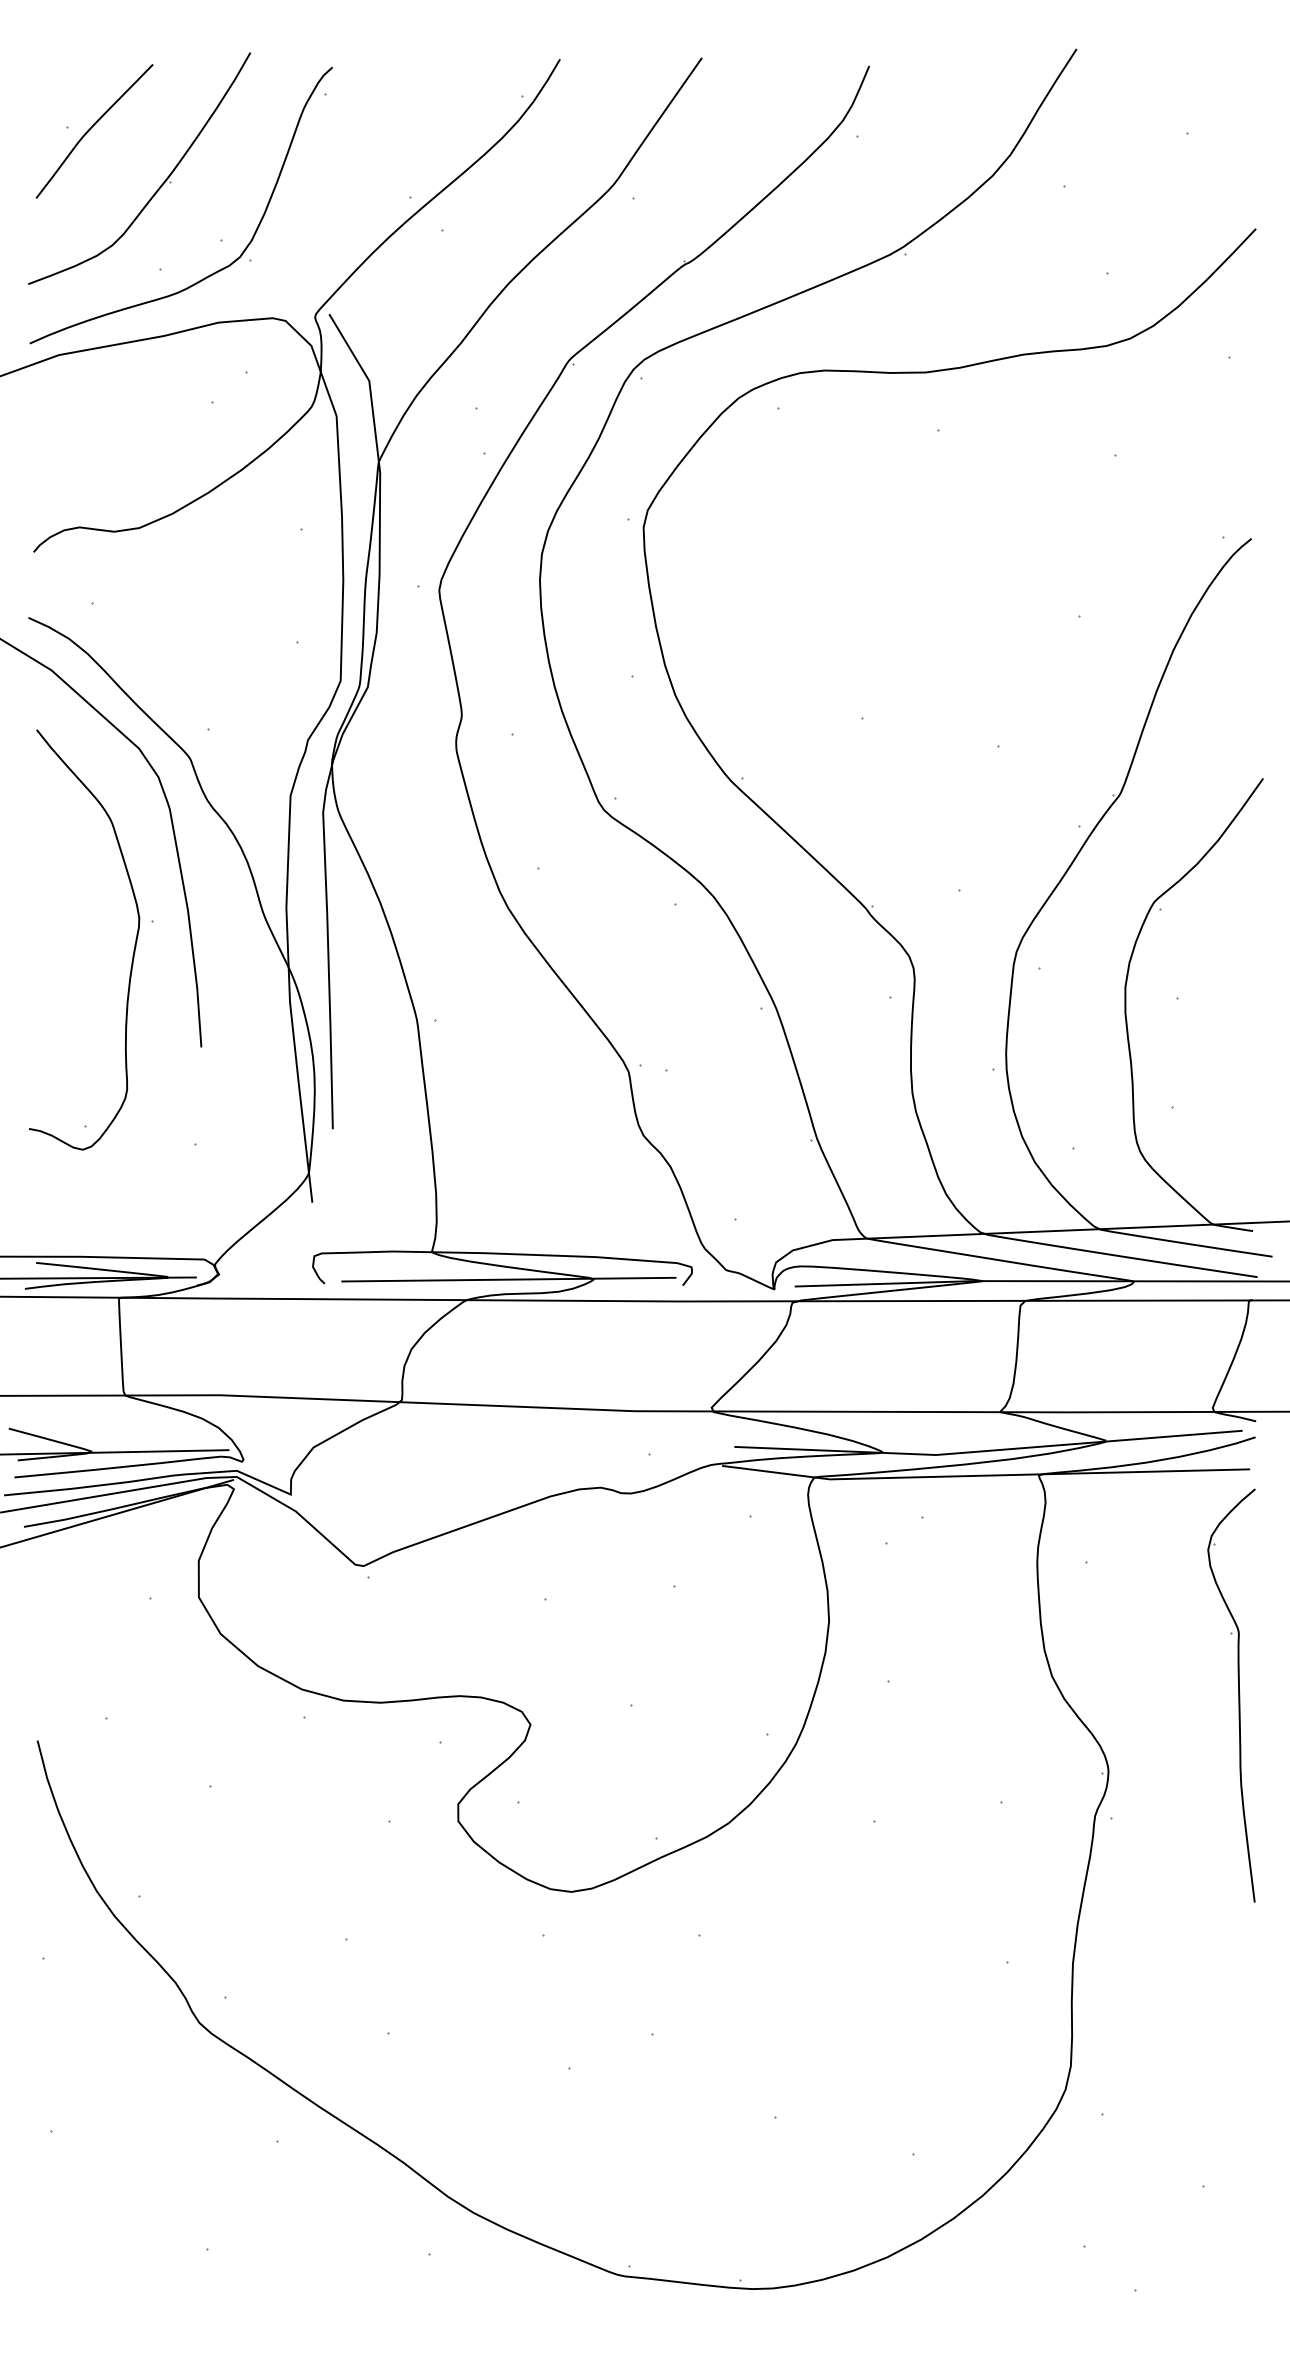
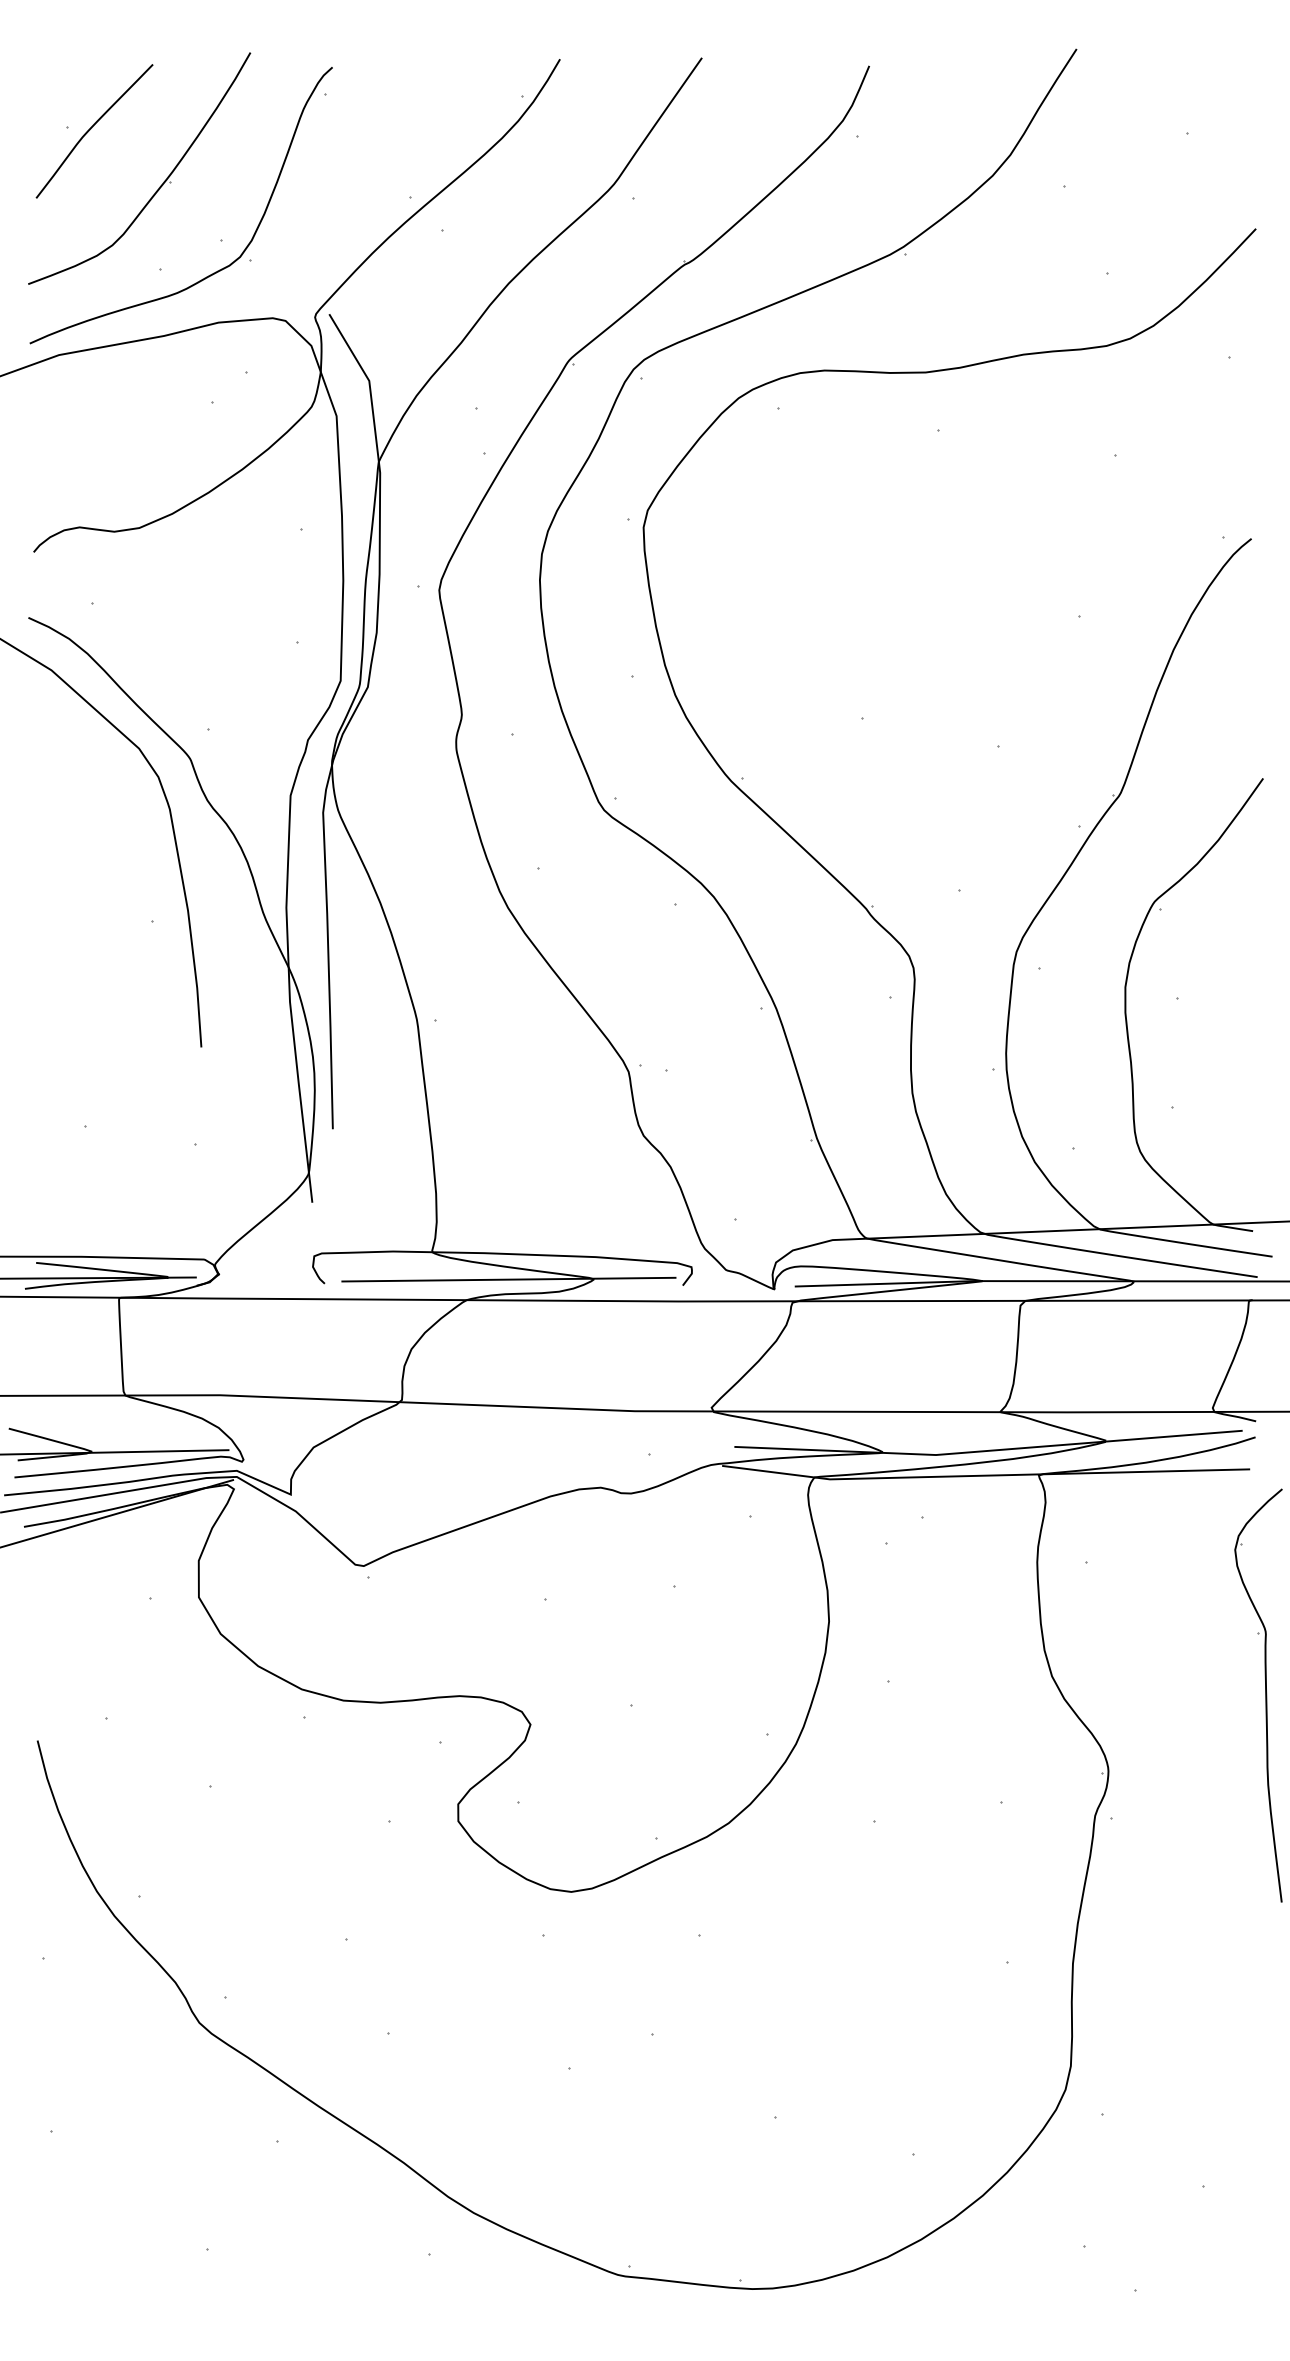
curve: present -> none (133, 949)
part position: (1238, 1695) -> (1265, 1695) (1265, 1695)
